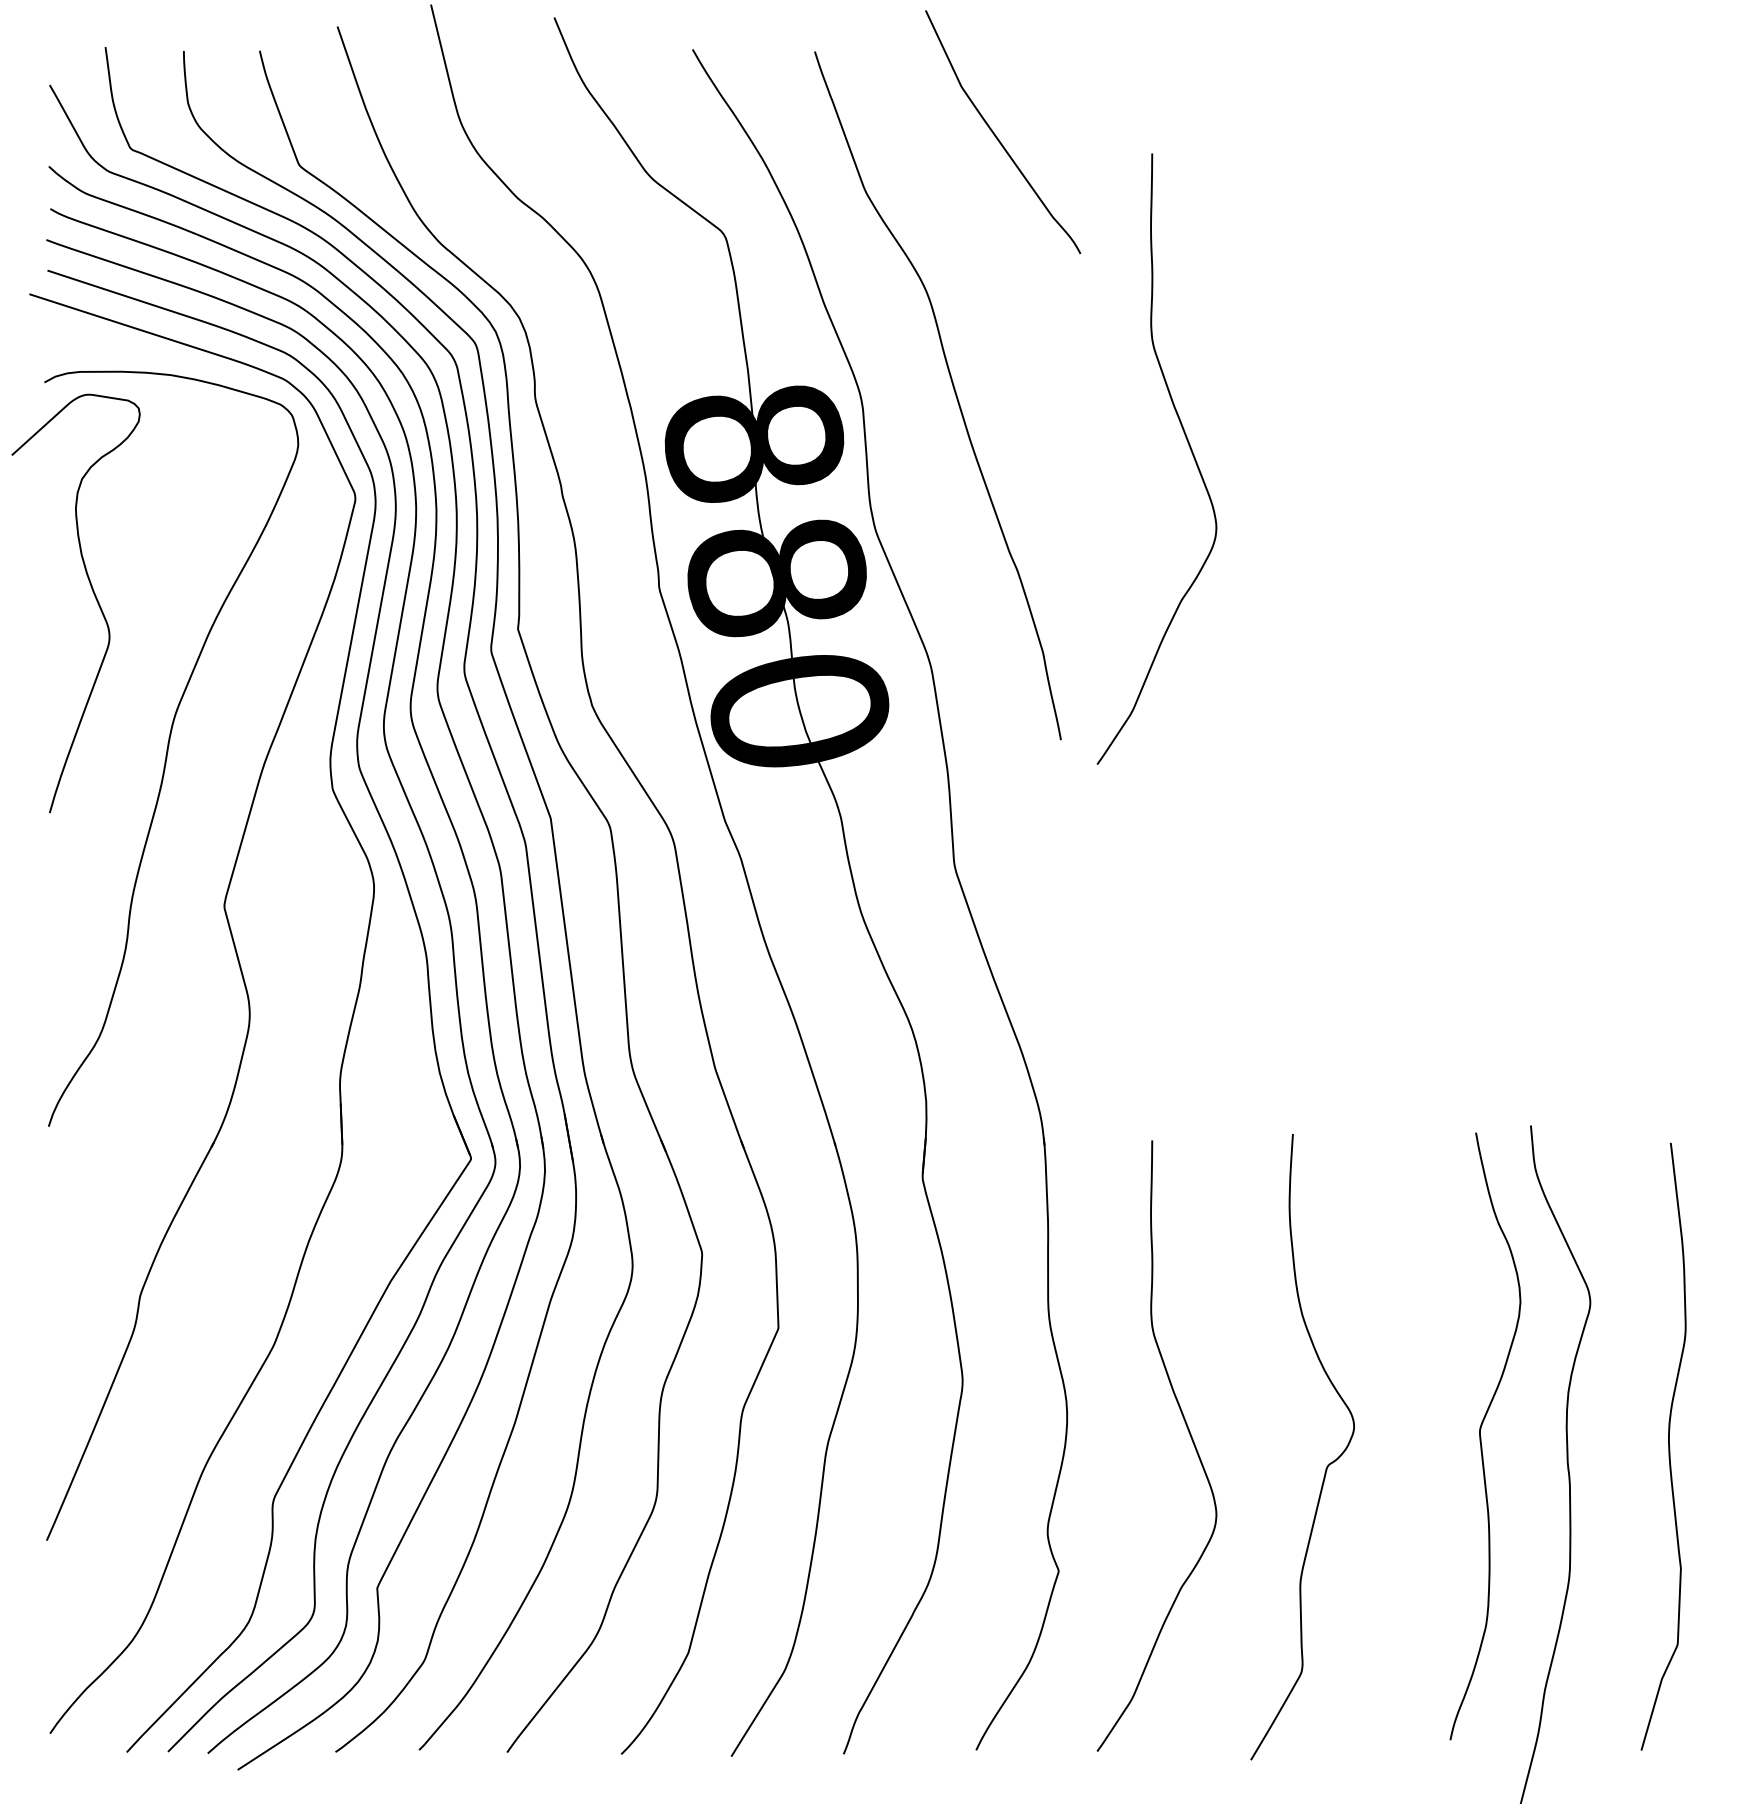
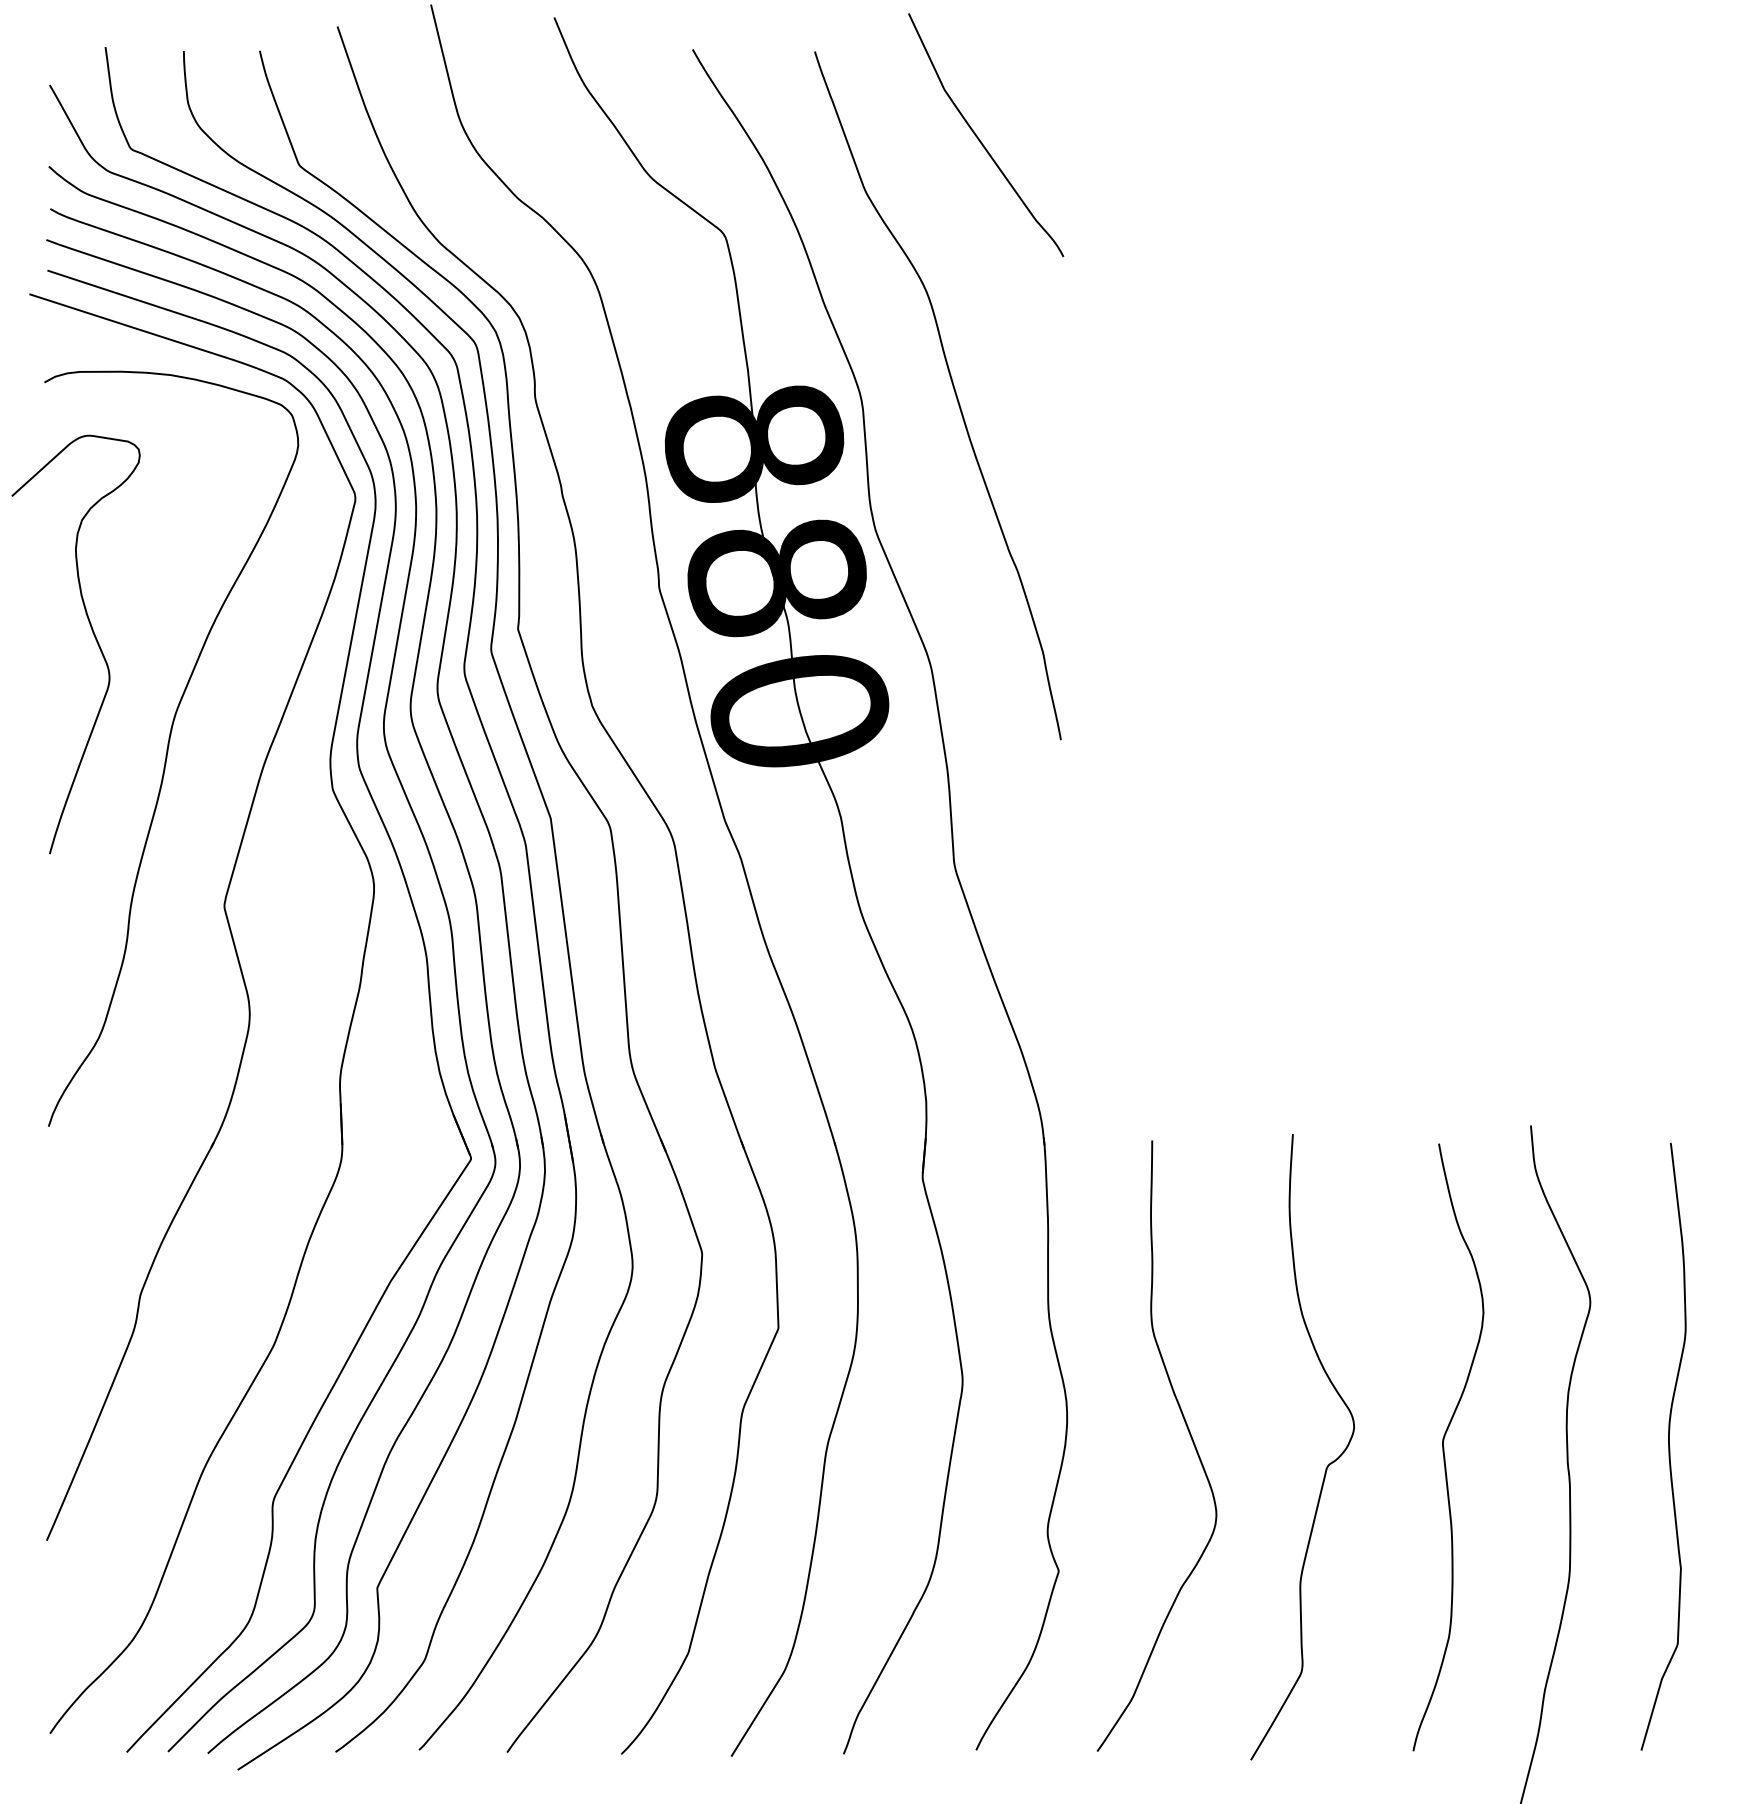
curve position: (996, 135) -> (979, 138) (979, 138)
curve: present -> none (1189, 448)
curve position: (93, 594) -> (93, 635) (93, 635)
curve position: (1481, 1436) -> (1444, 1447) (1444, 1447)
